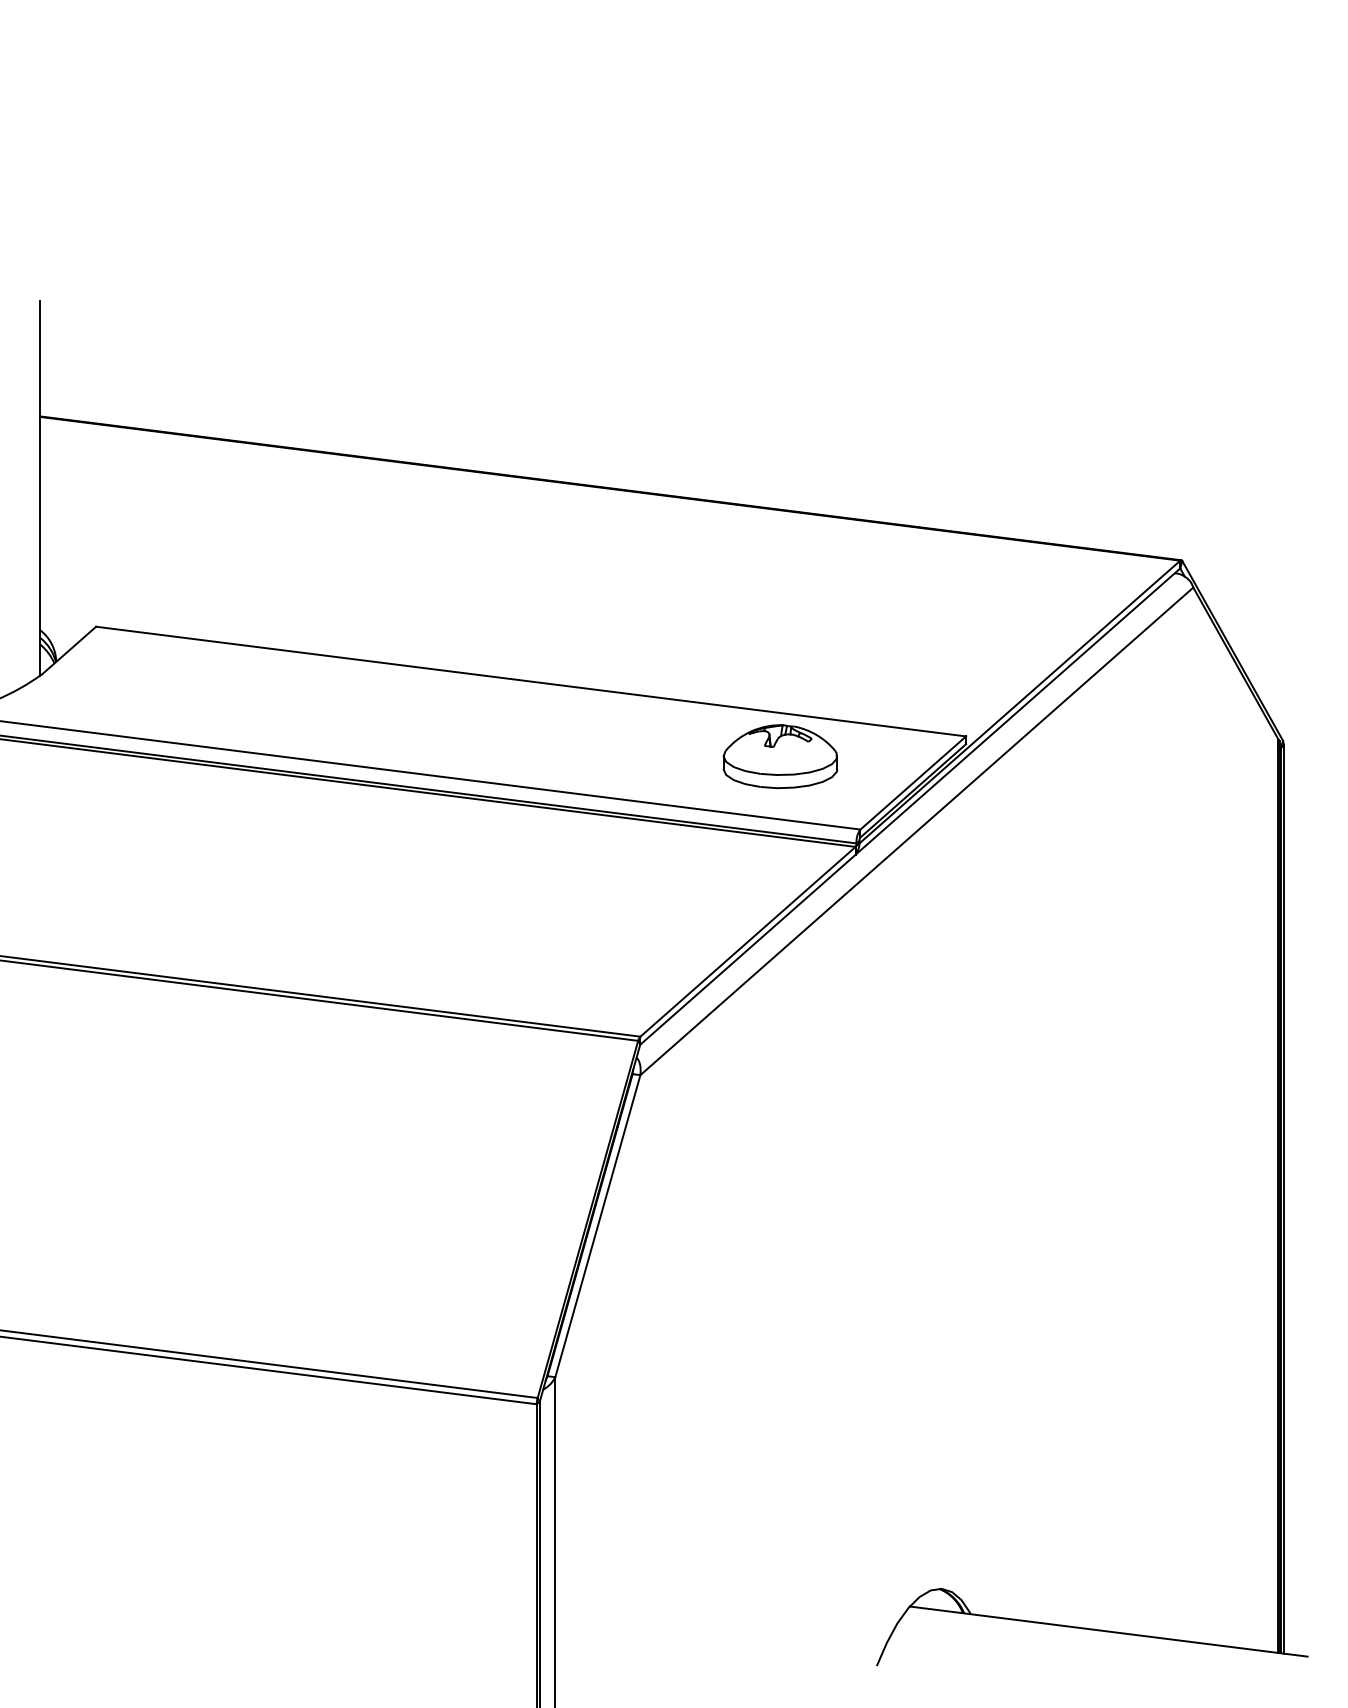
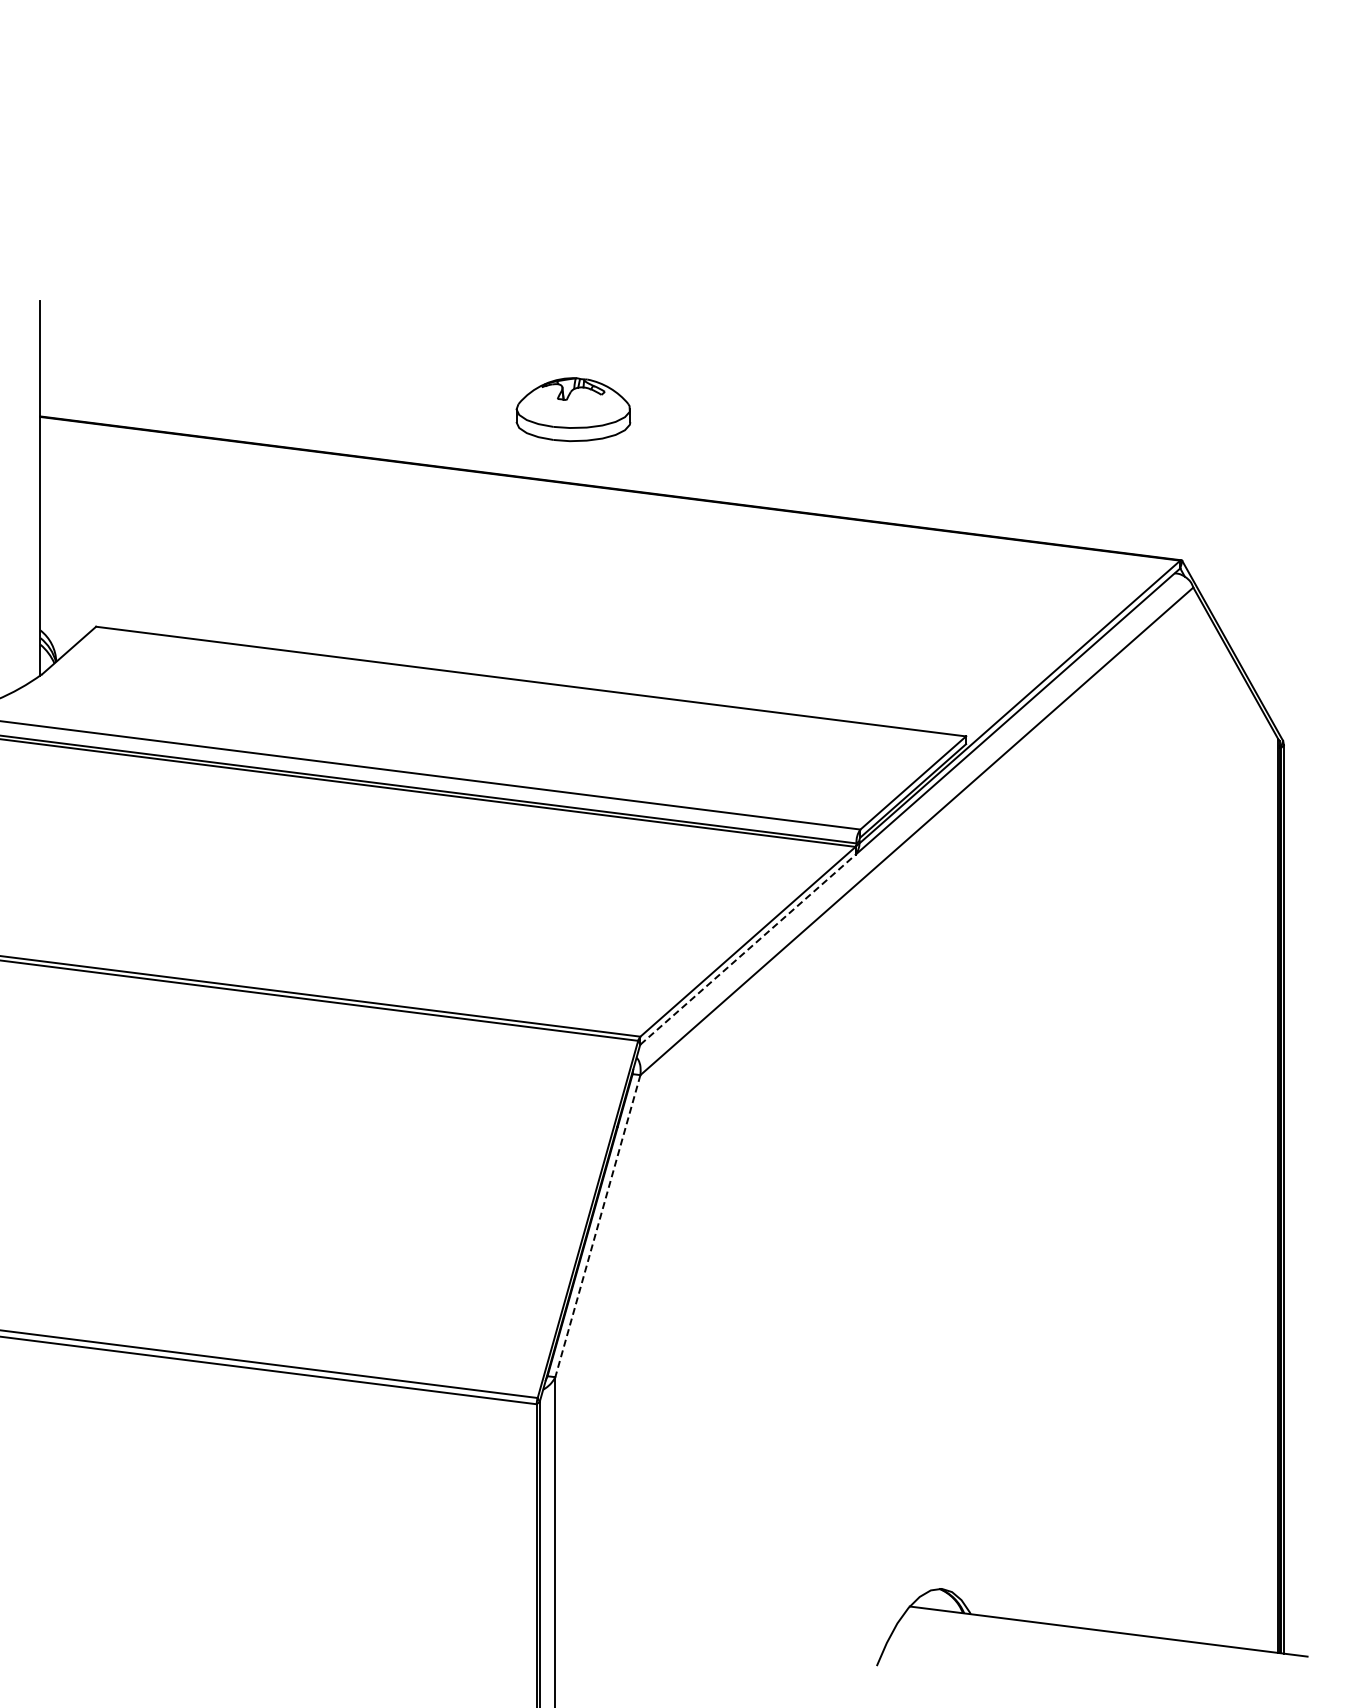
part position: (780, 756) -> (573, 409) (573, 409)
line: solid -> dashed (748, 949)
line: solid -> dashed (597, 1226)
